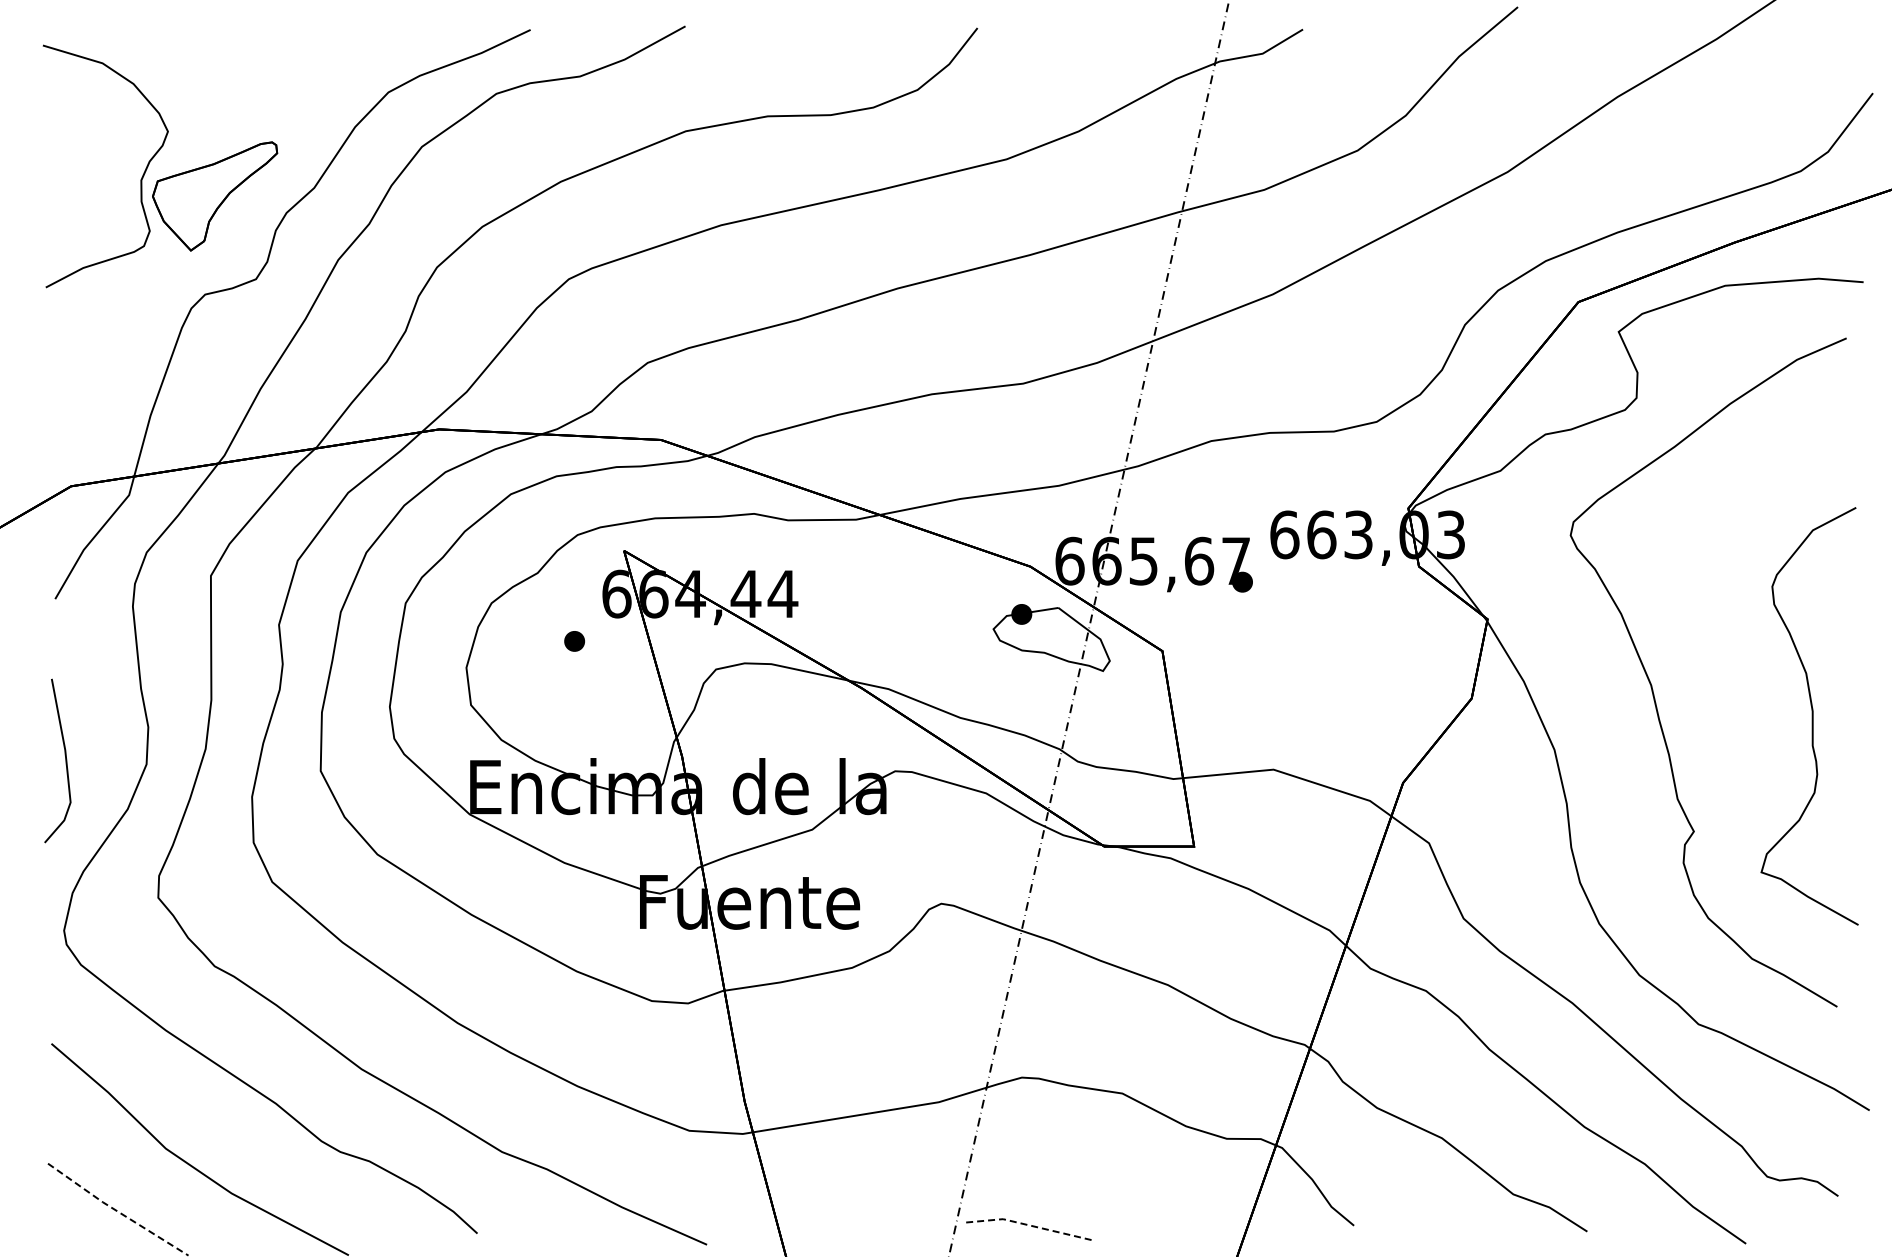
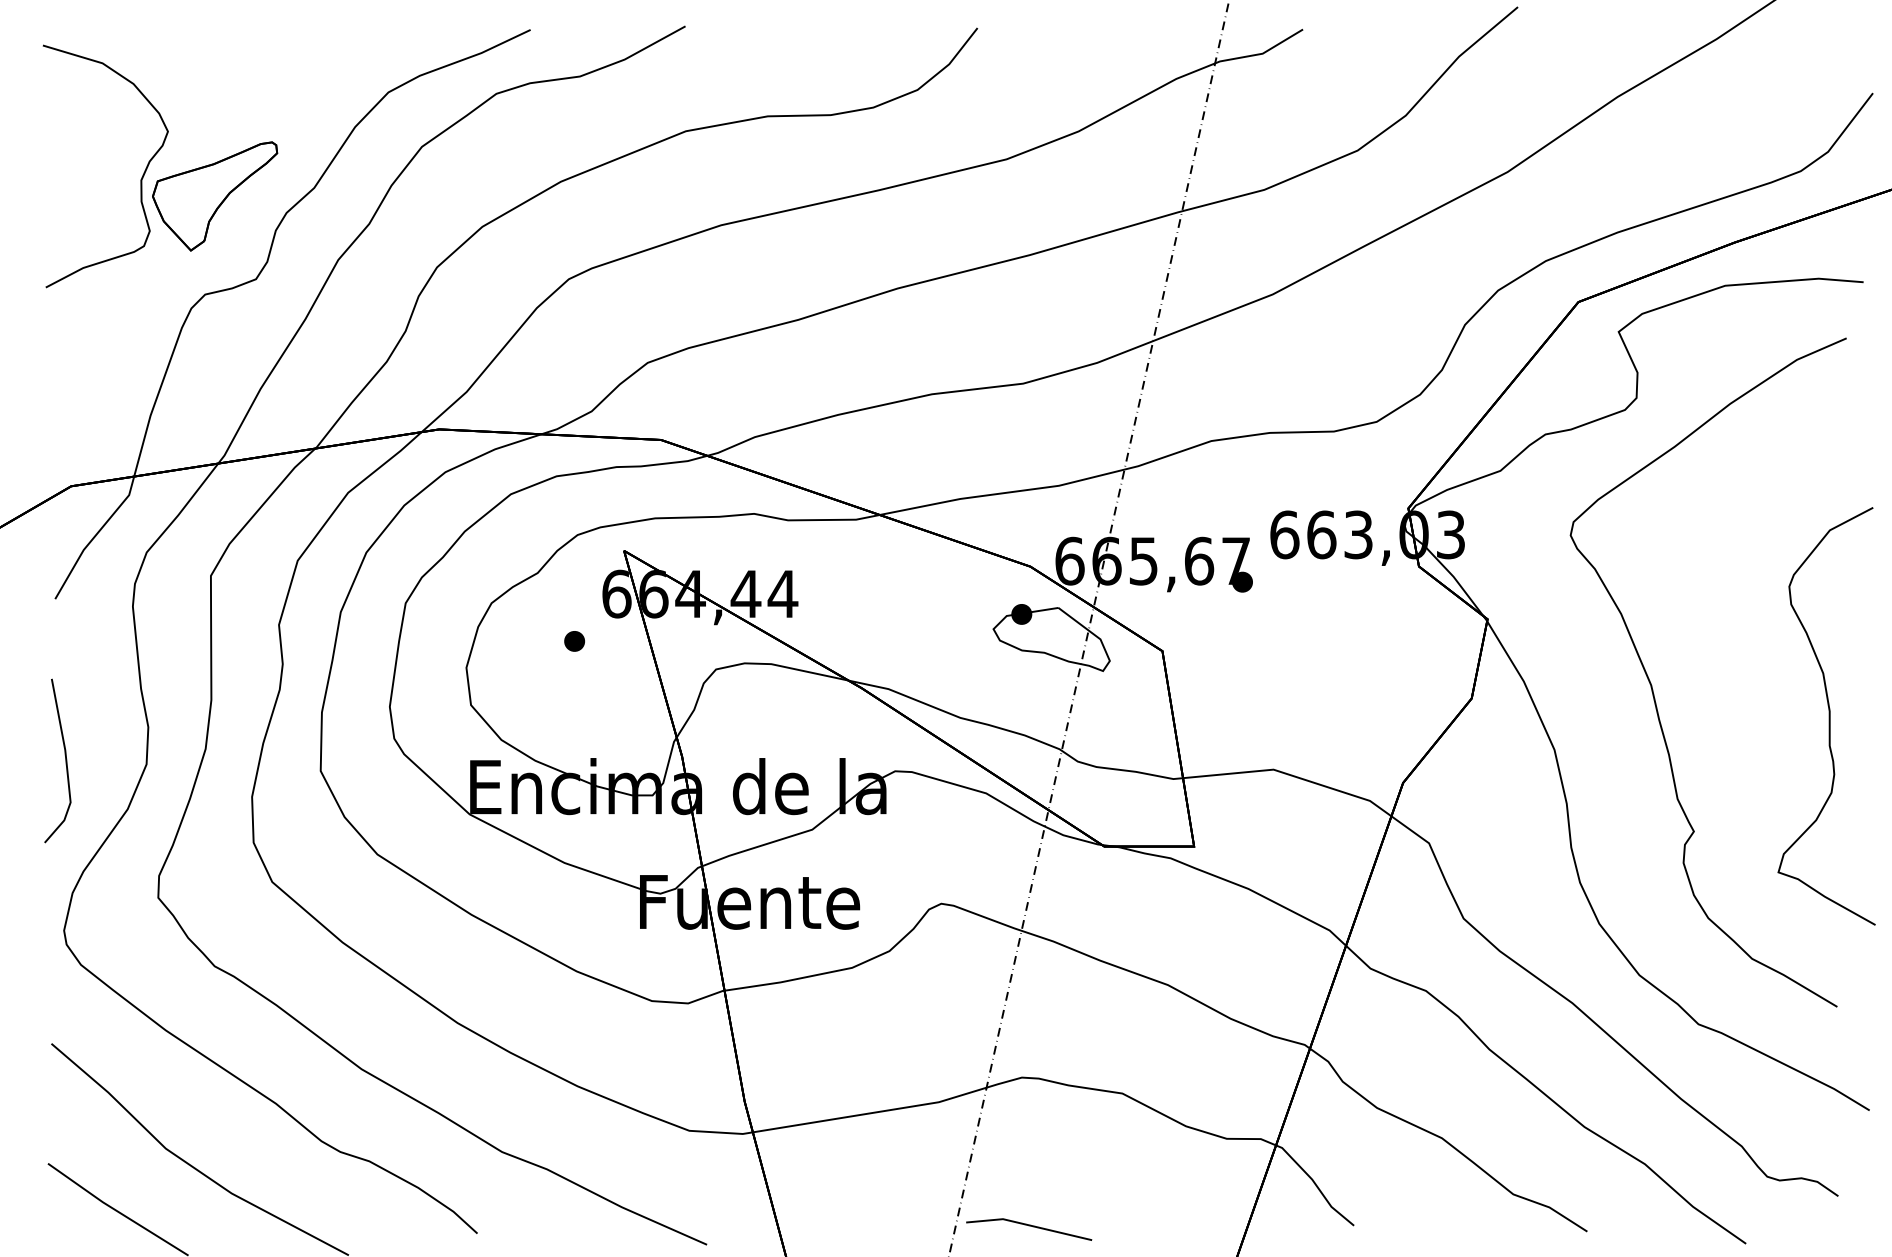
curve position: (1811, 716) -> (1828, 716) (1828, 716)
line: dashed -> solid (116, 1210)
line: dashed -> solid (1029, 1225)
